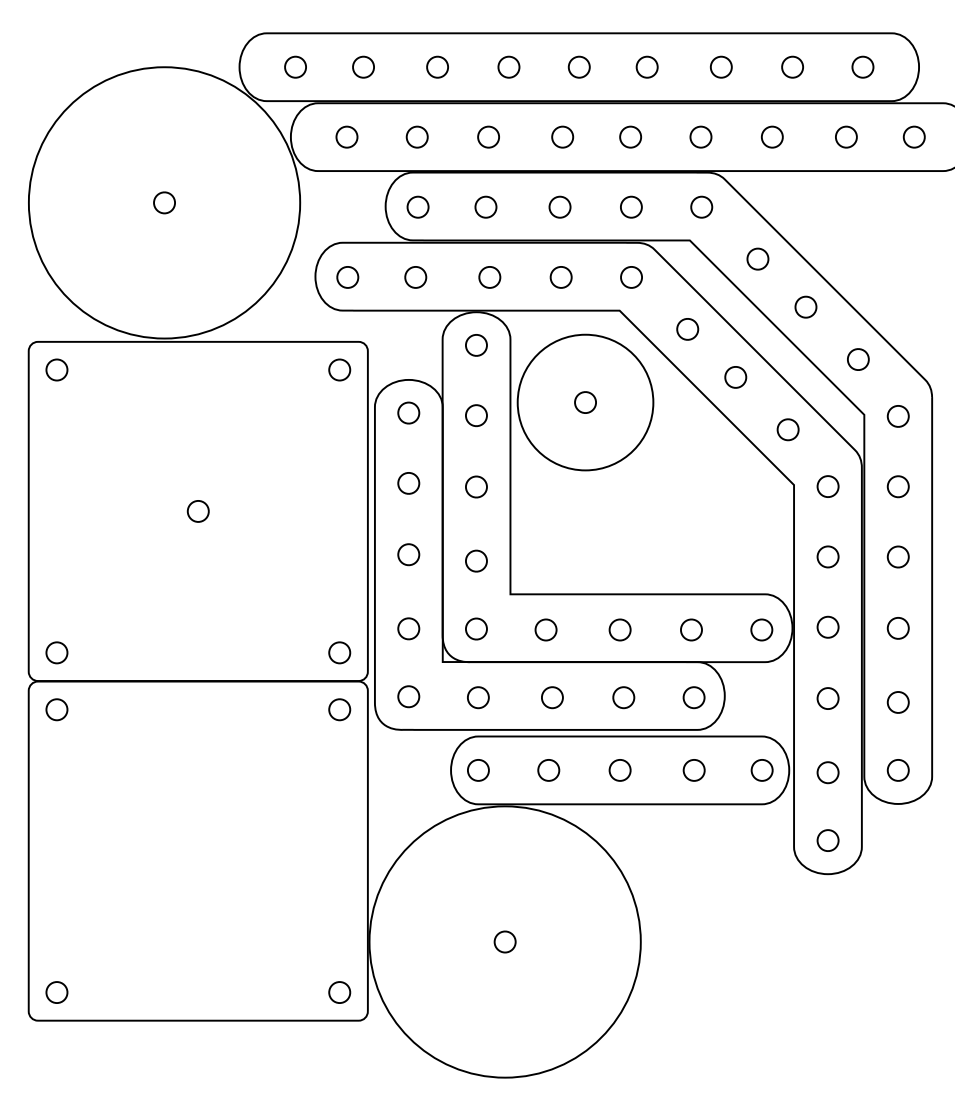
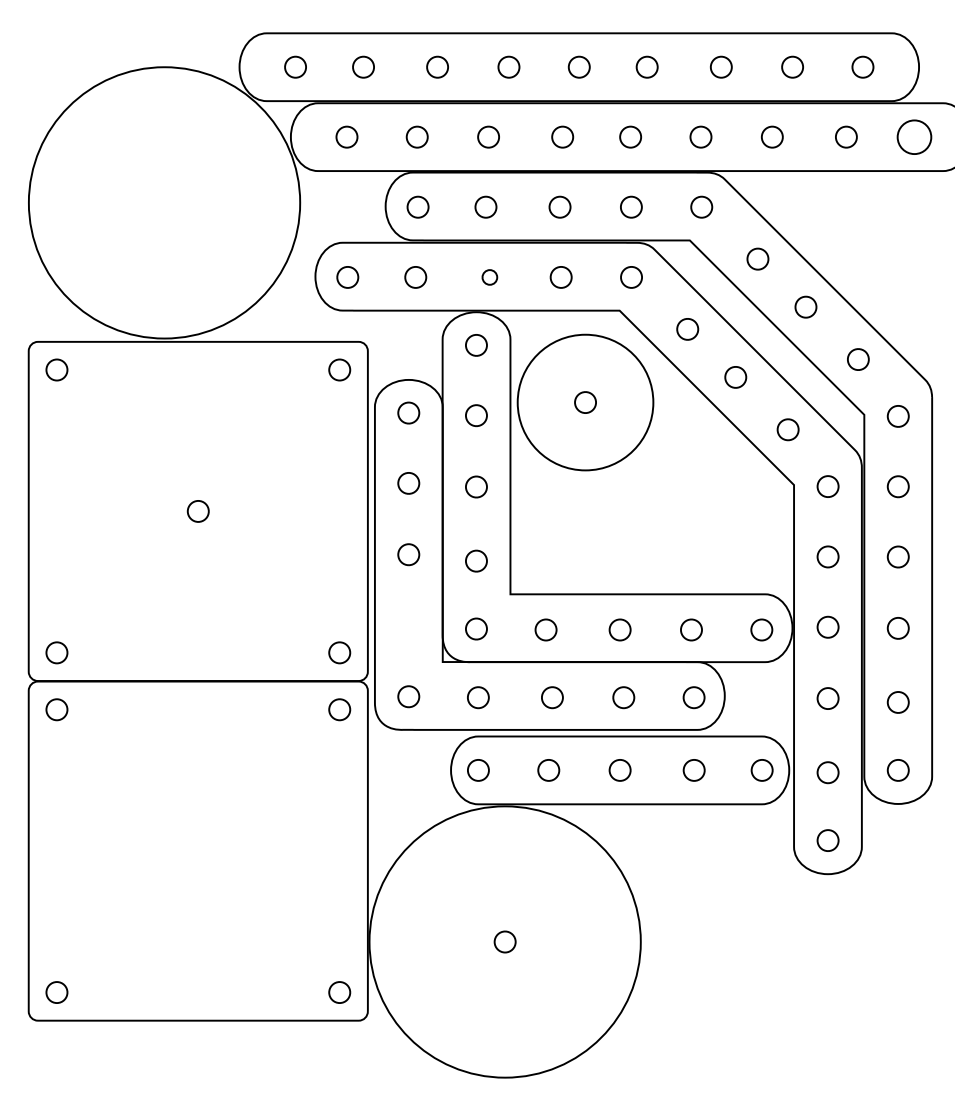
part size: 24x24 px -> 37x36 px (914, 136)
part: present -> none (164, 202)
part size: 24x23 px -> 18x17 px (489, 277)
part: present -> none (408, 628)
